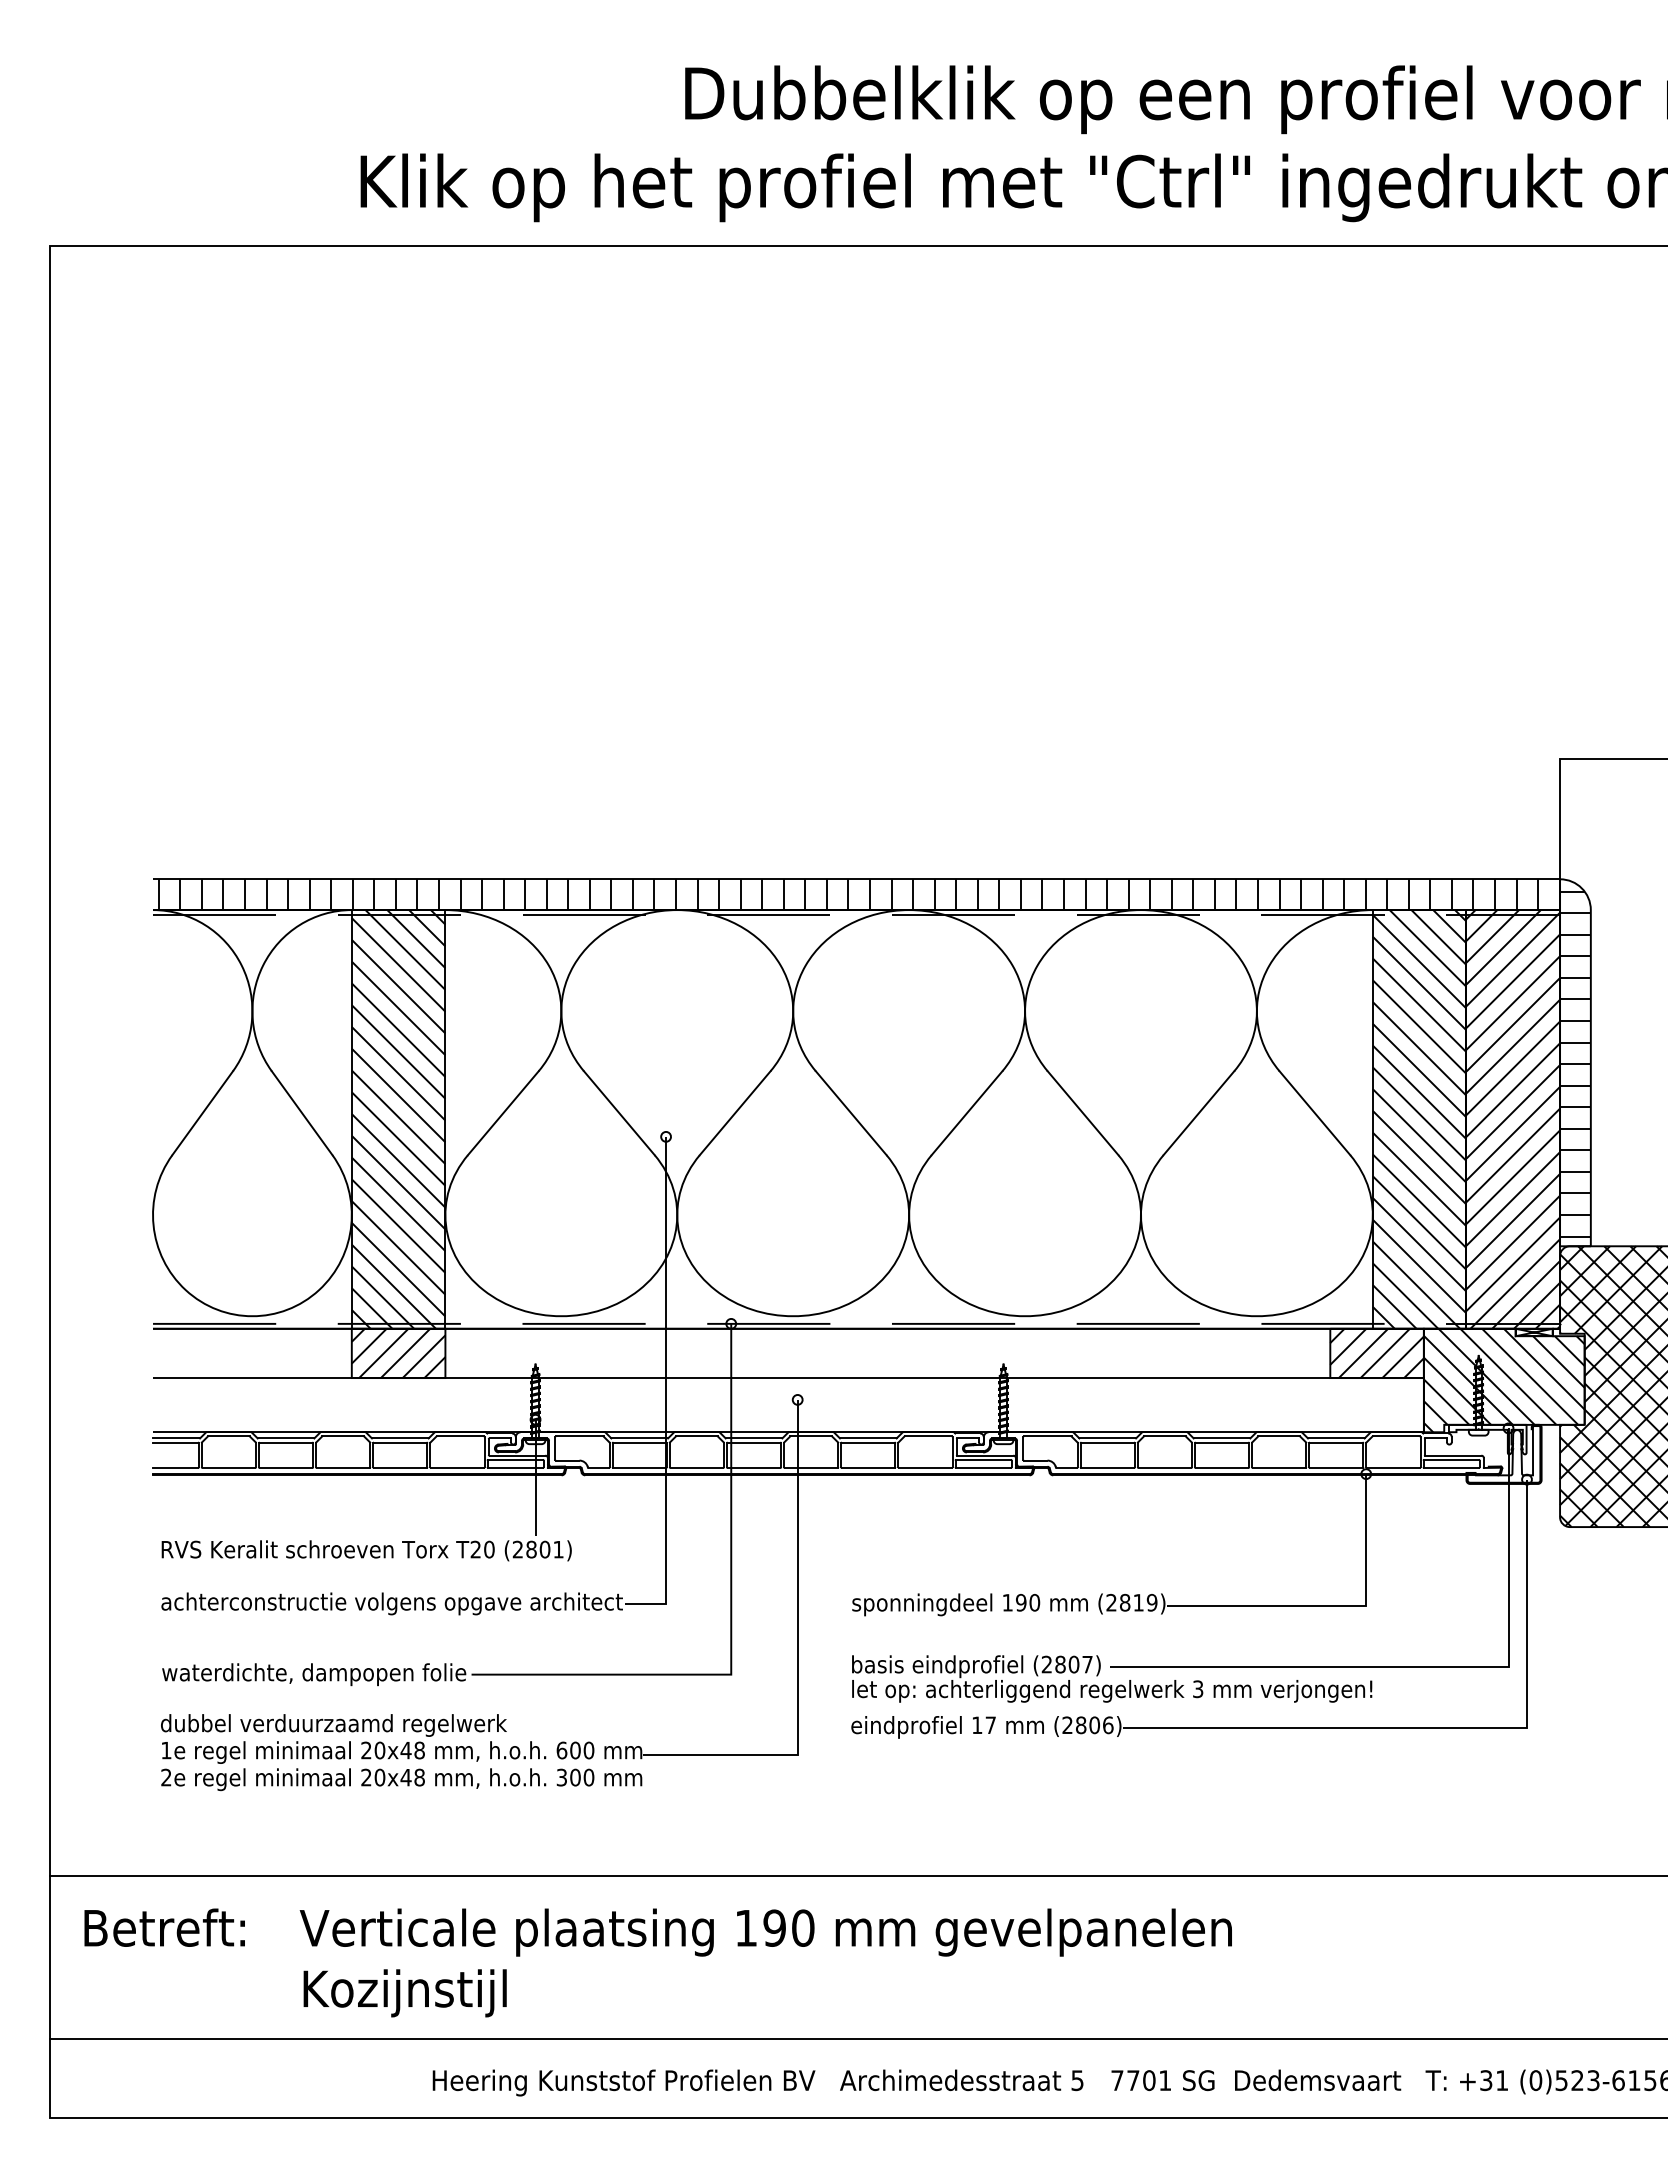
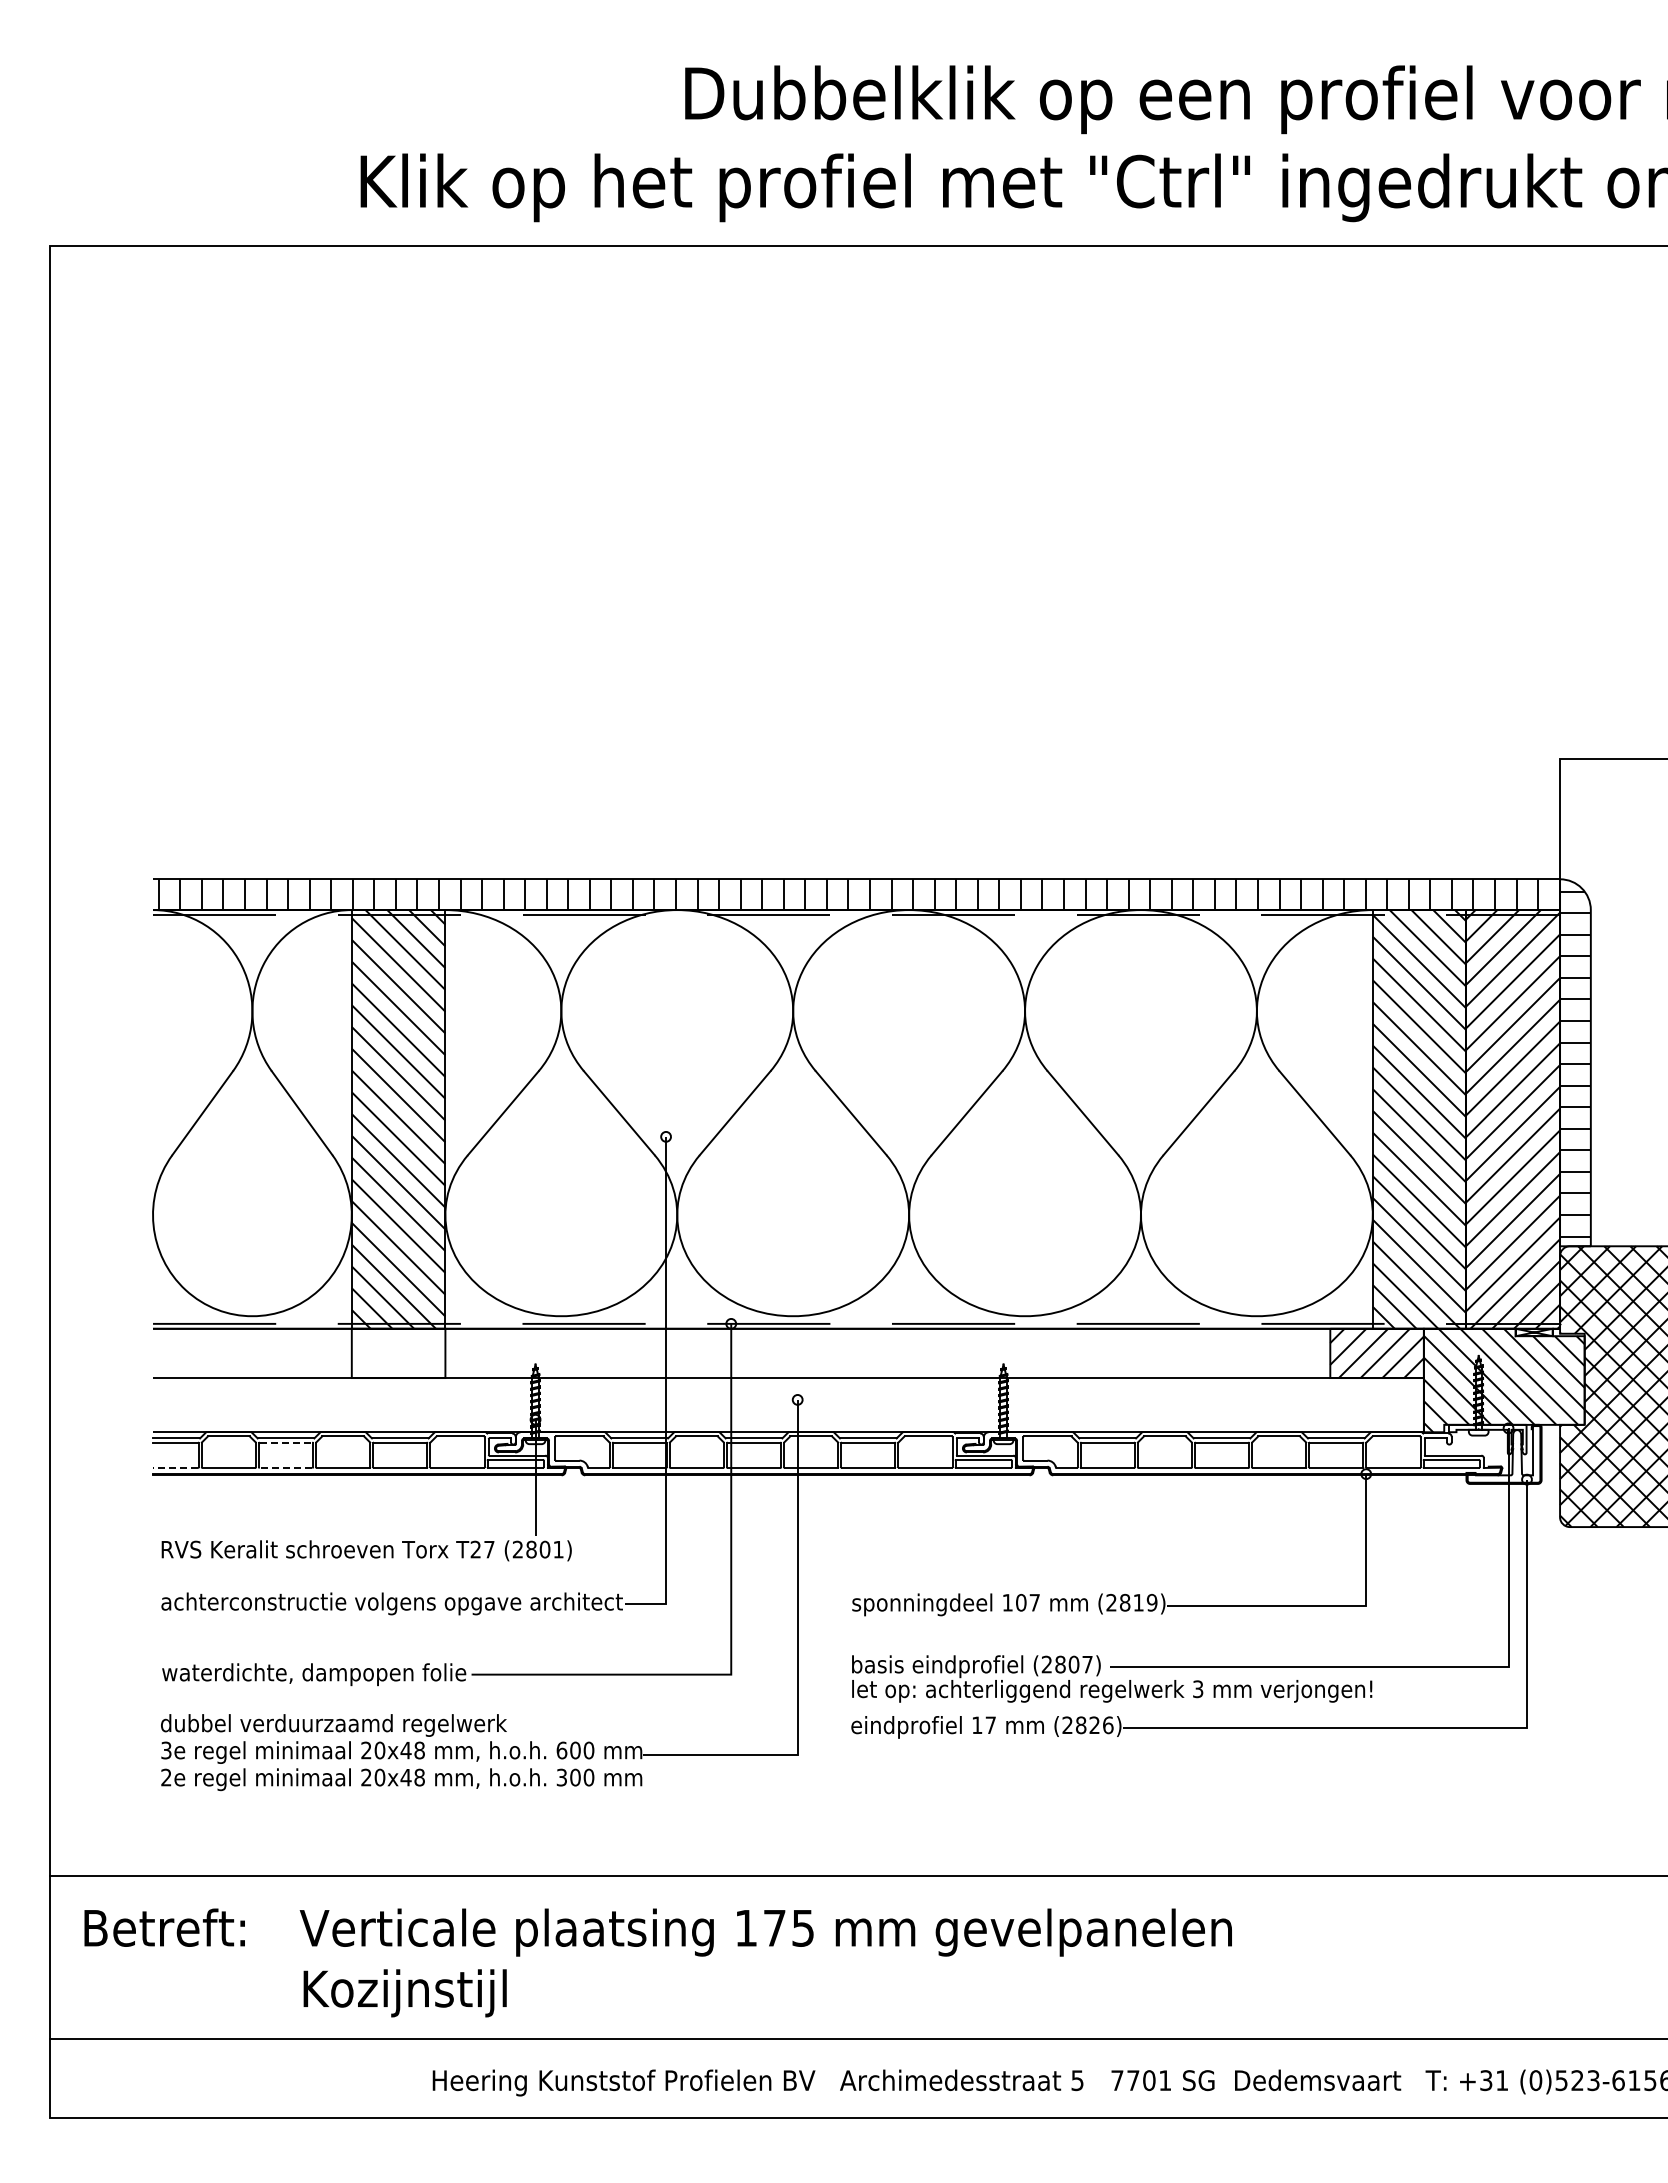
hatch: present -> none (398, 1353)
line: solid -> dashed (286, 1442)
line: solid -> dashed (175, 1467)
line: solid -> dashed (285, 1467)
text: T20 -> T27 (489, 1549)
text: 190 -> 107 (1028, 1602)
text: (2806) -> (2826) (1094, 1725)
text: 1e -> 3e (166, 1750)
text: 190 -> 175 (788, 1927)
